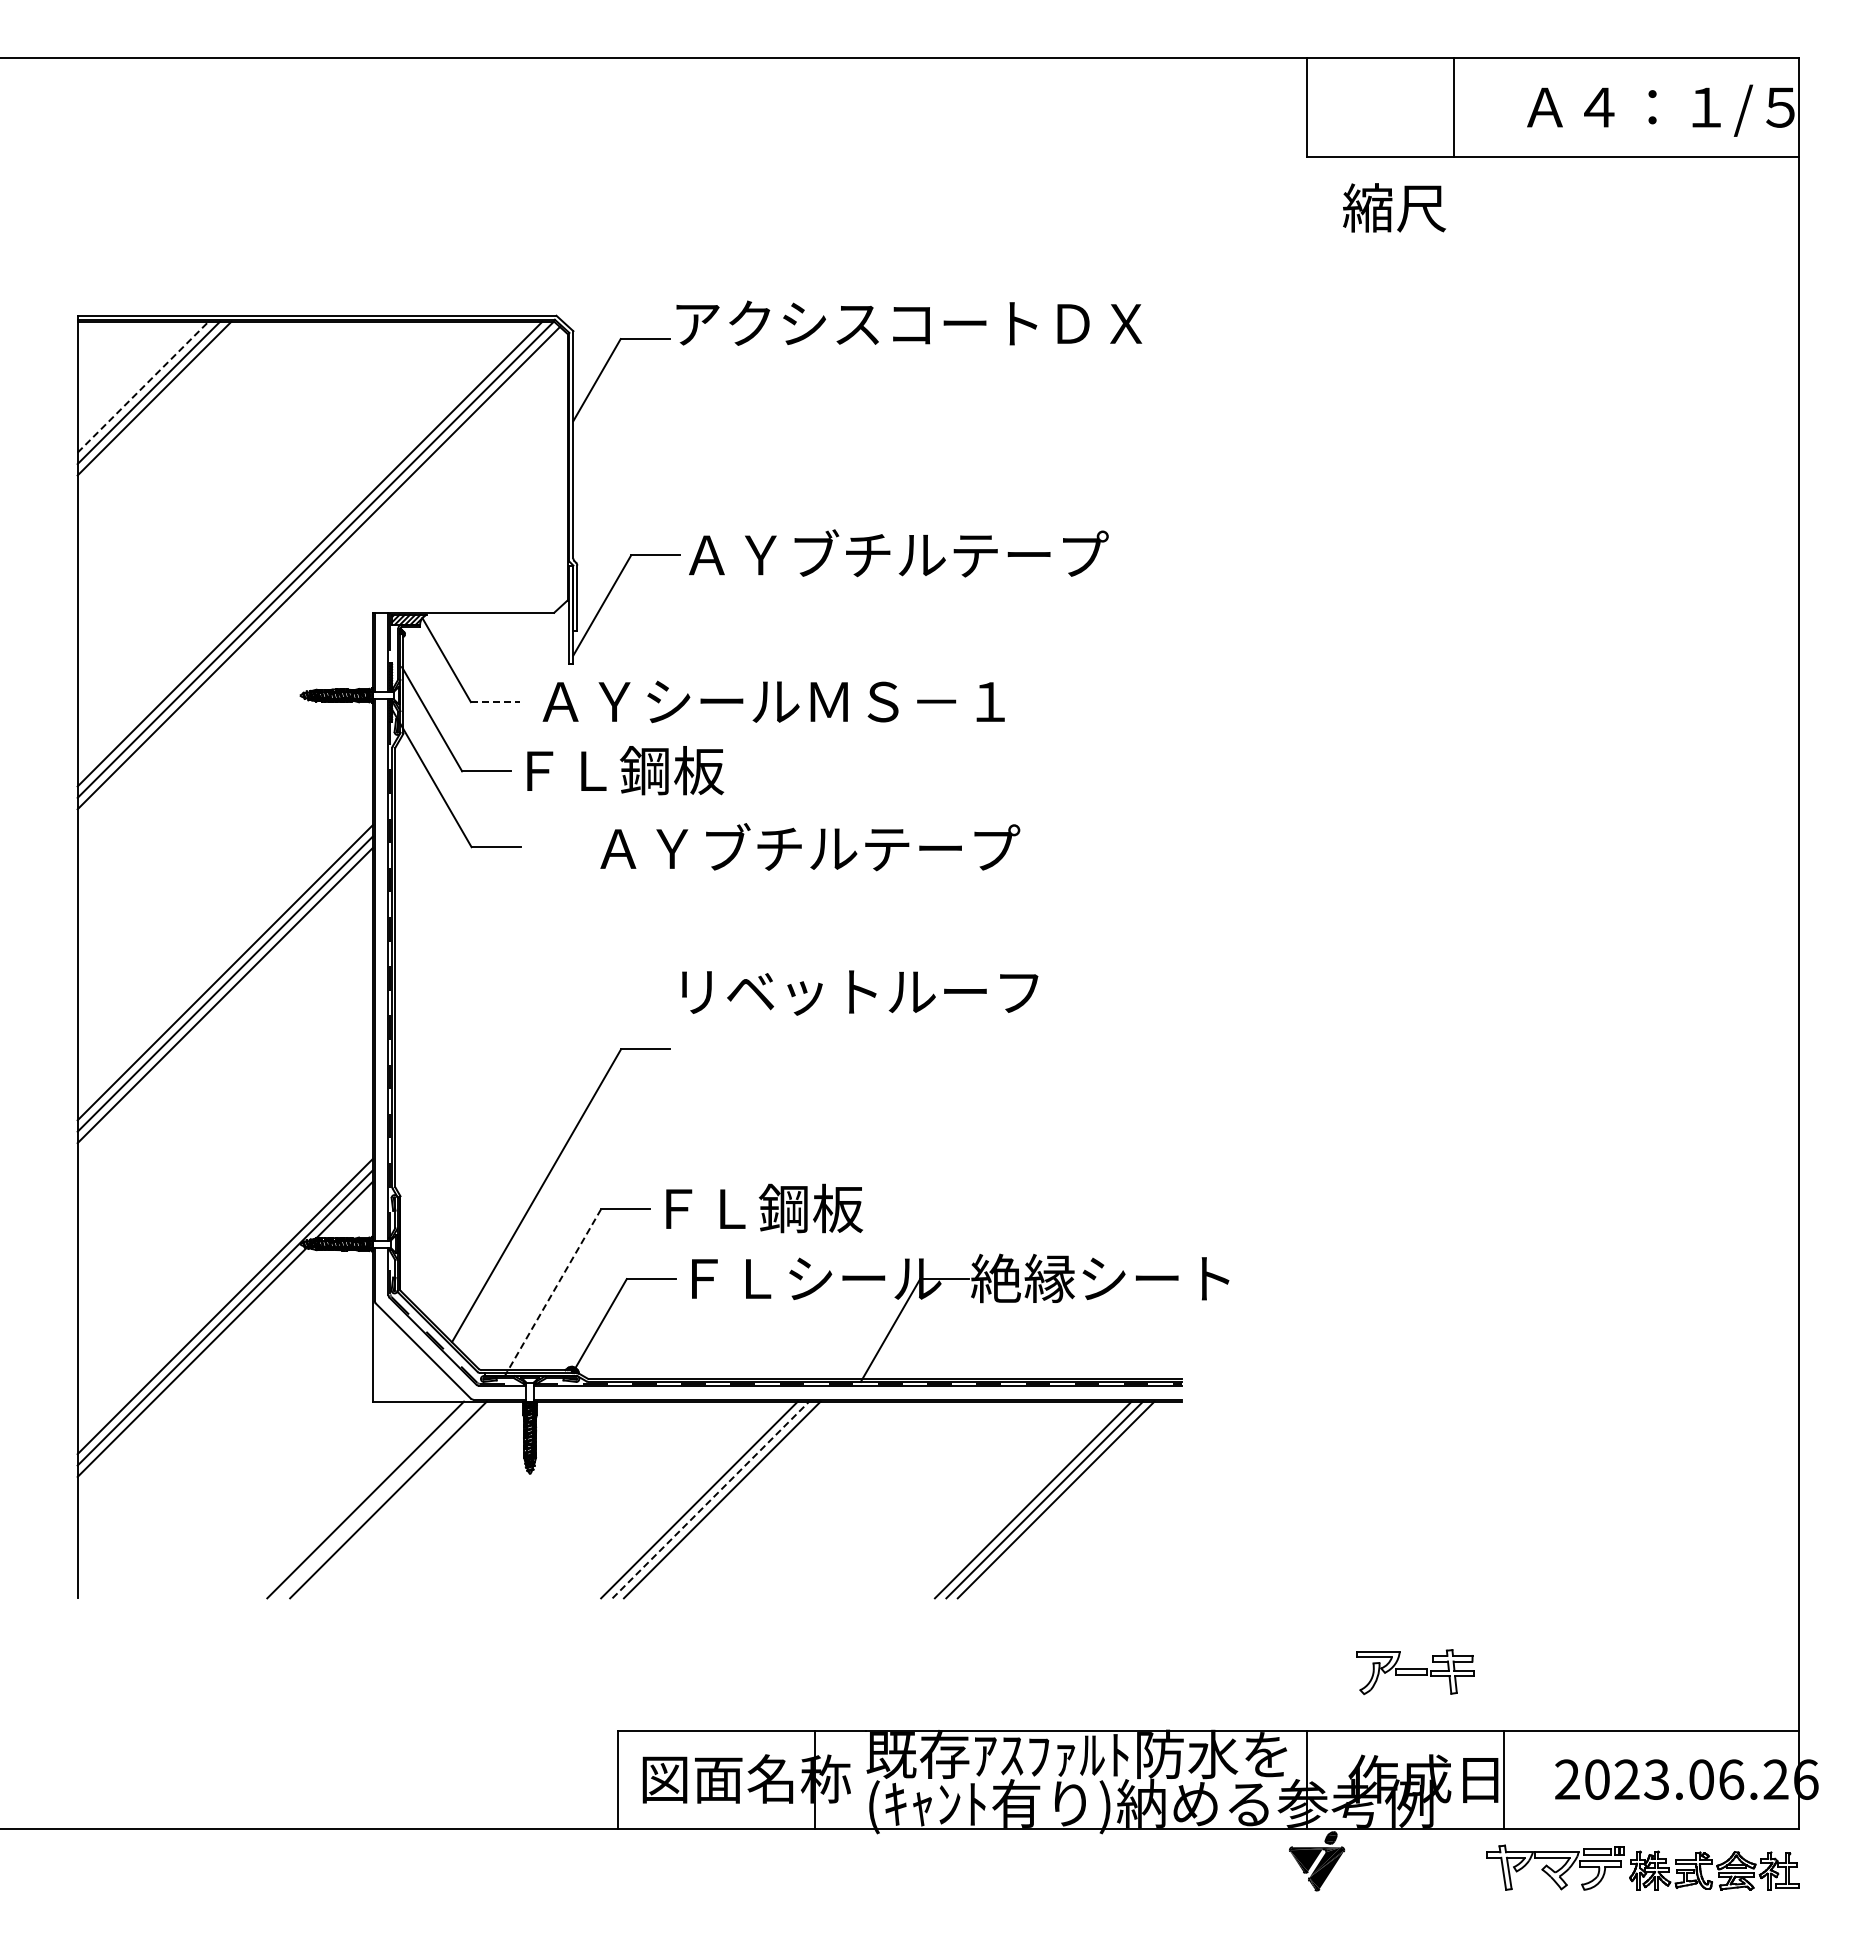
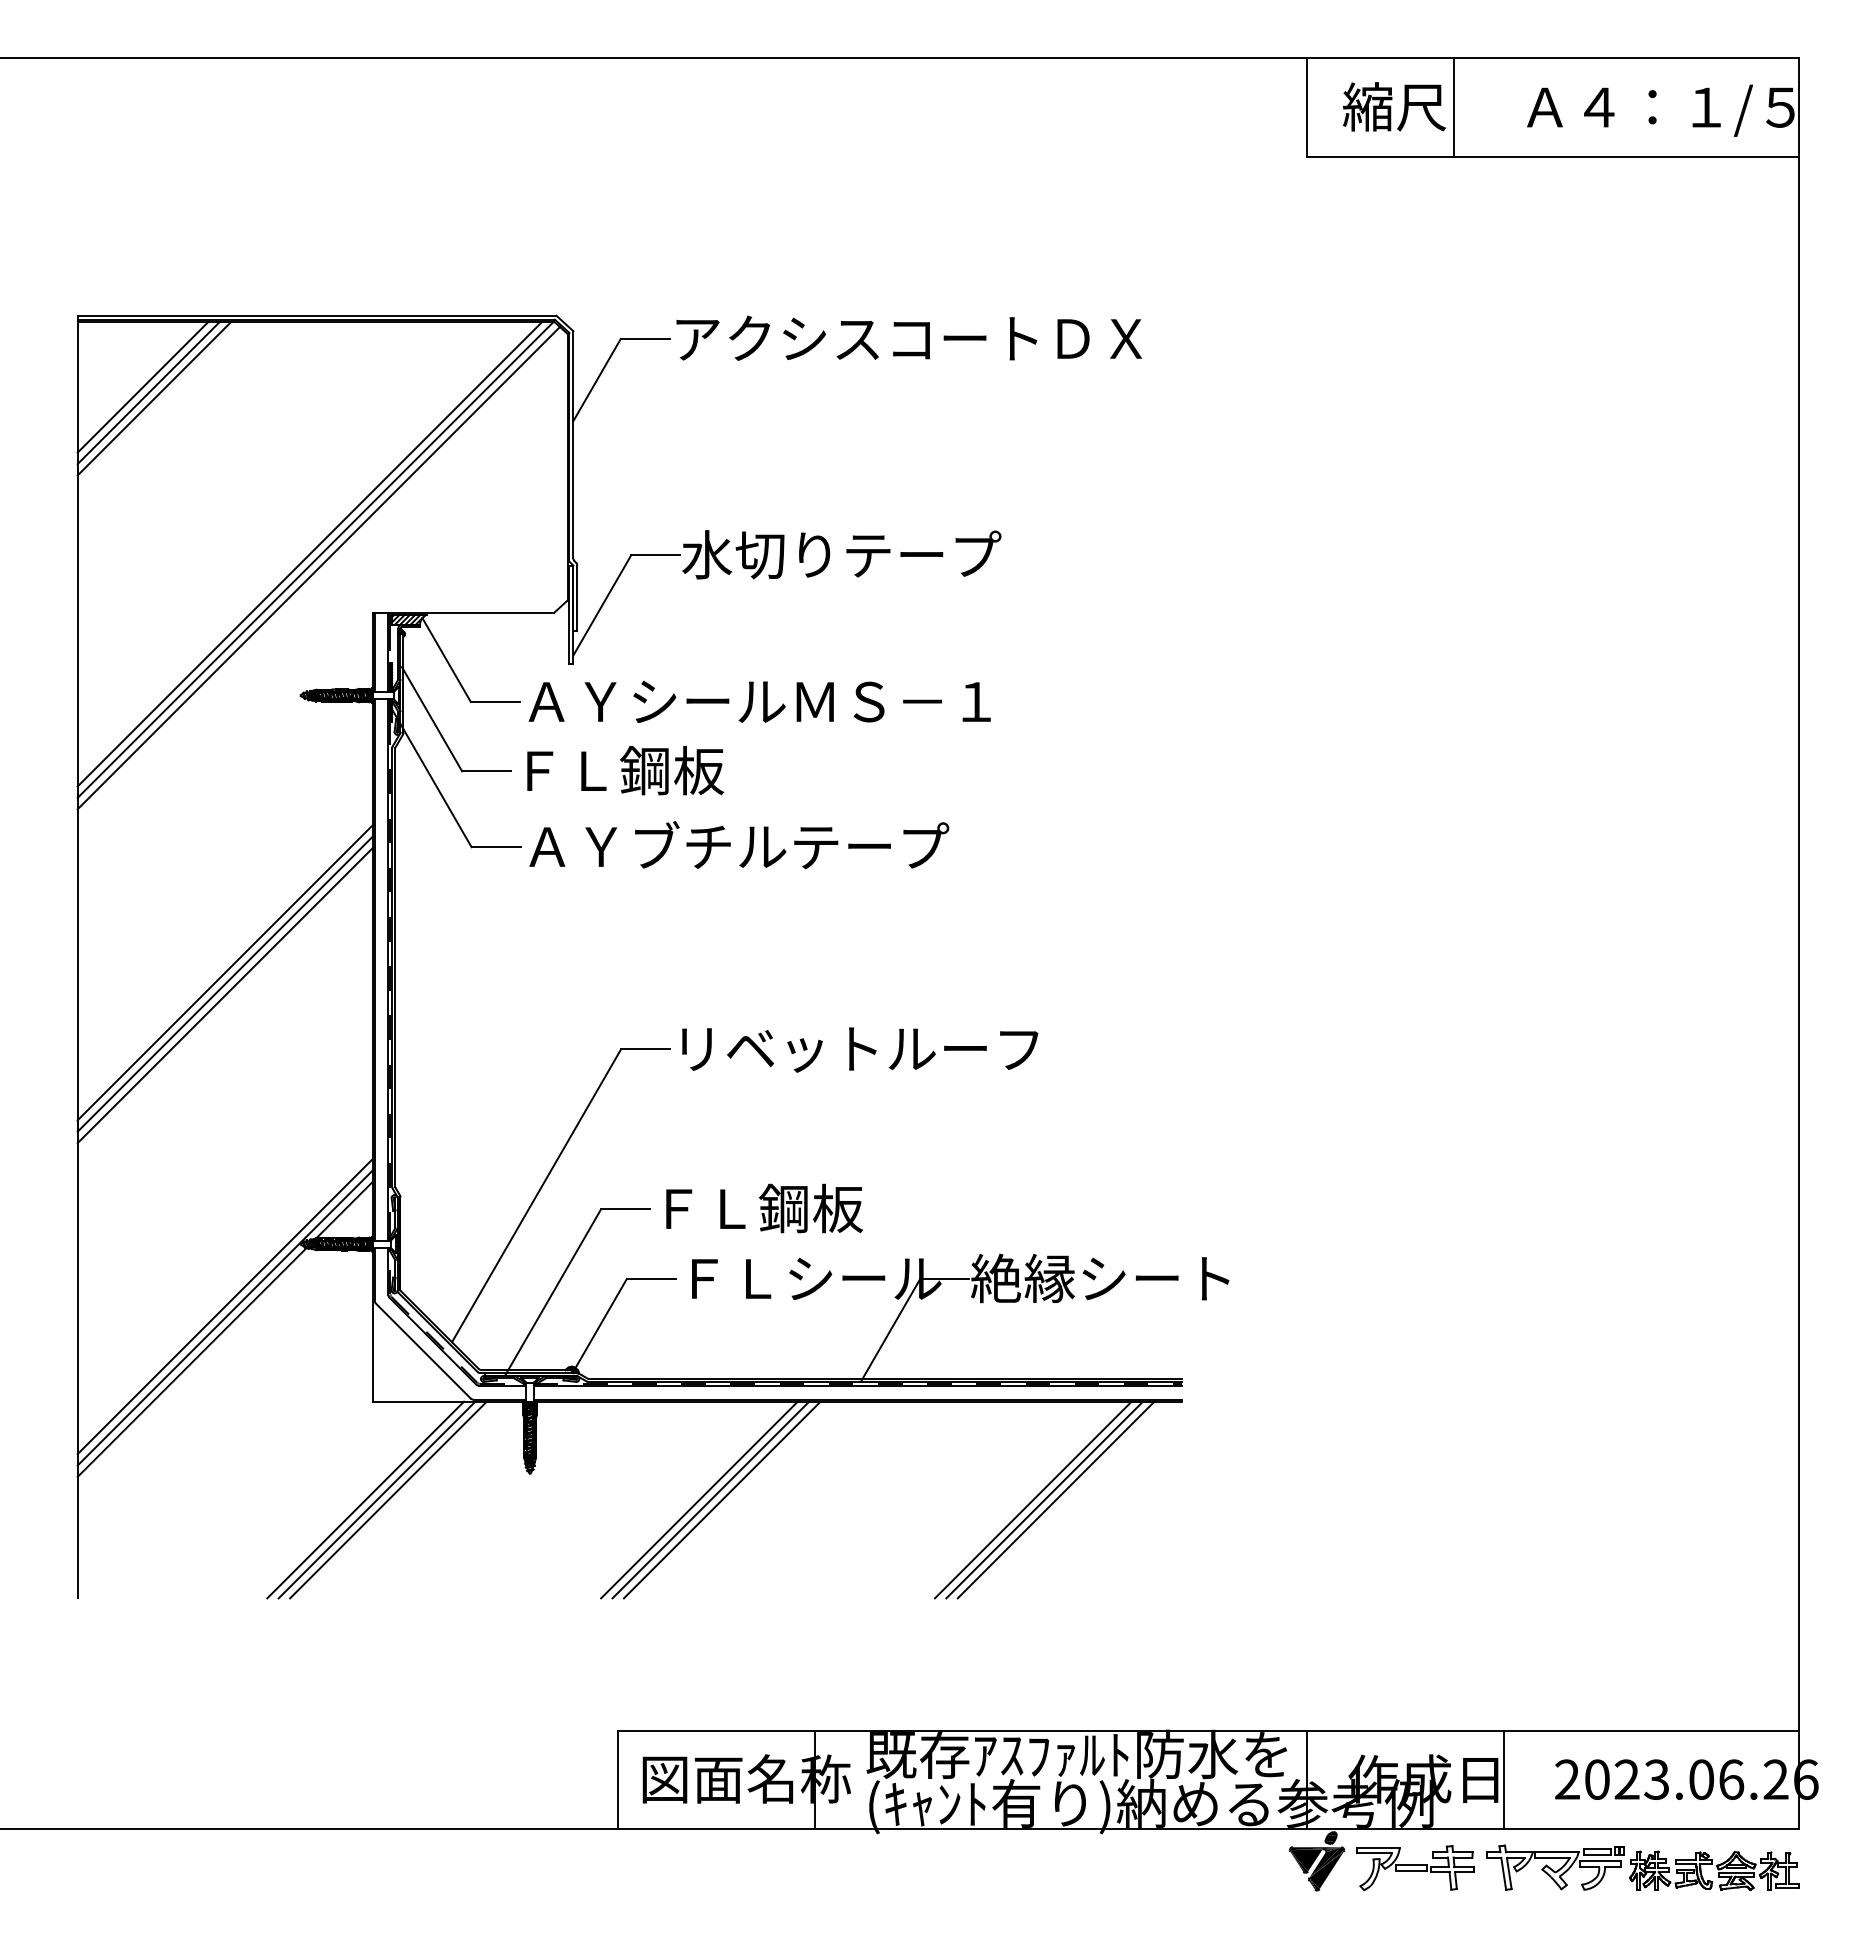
text position: (1394, 207) -> (1394, 106) (1394, 106)
text position: (909, 322) -> (909, 337) (909, 337)
line: dashed -> solid (143, 387)
text: ＡＹブチルテープ -> 水切りテープ (895, 554)
text position: (773, 701) -> (759, 701) (759, 701)
line: dashed -> solid (495, 702)
text position: (810, 847) -> (739, 845) (739, 845)
text position: (860, 992) -> (860, 1049) (860, 1049)
line: dashed -> solid (552, 1293)
line: none -> present (376, 1499)
line: dashed -> solid (711, 1499)
part position: (1415, 1672) -> (1415, 1868) (1415, 1868)
